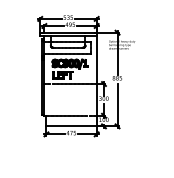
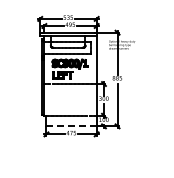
line: solid -> dashed (72, 126)
